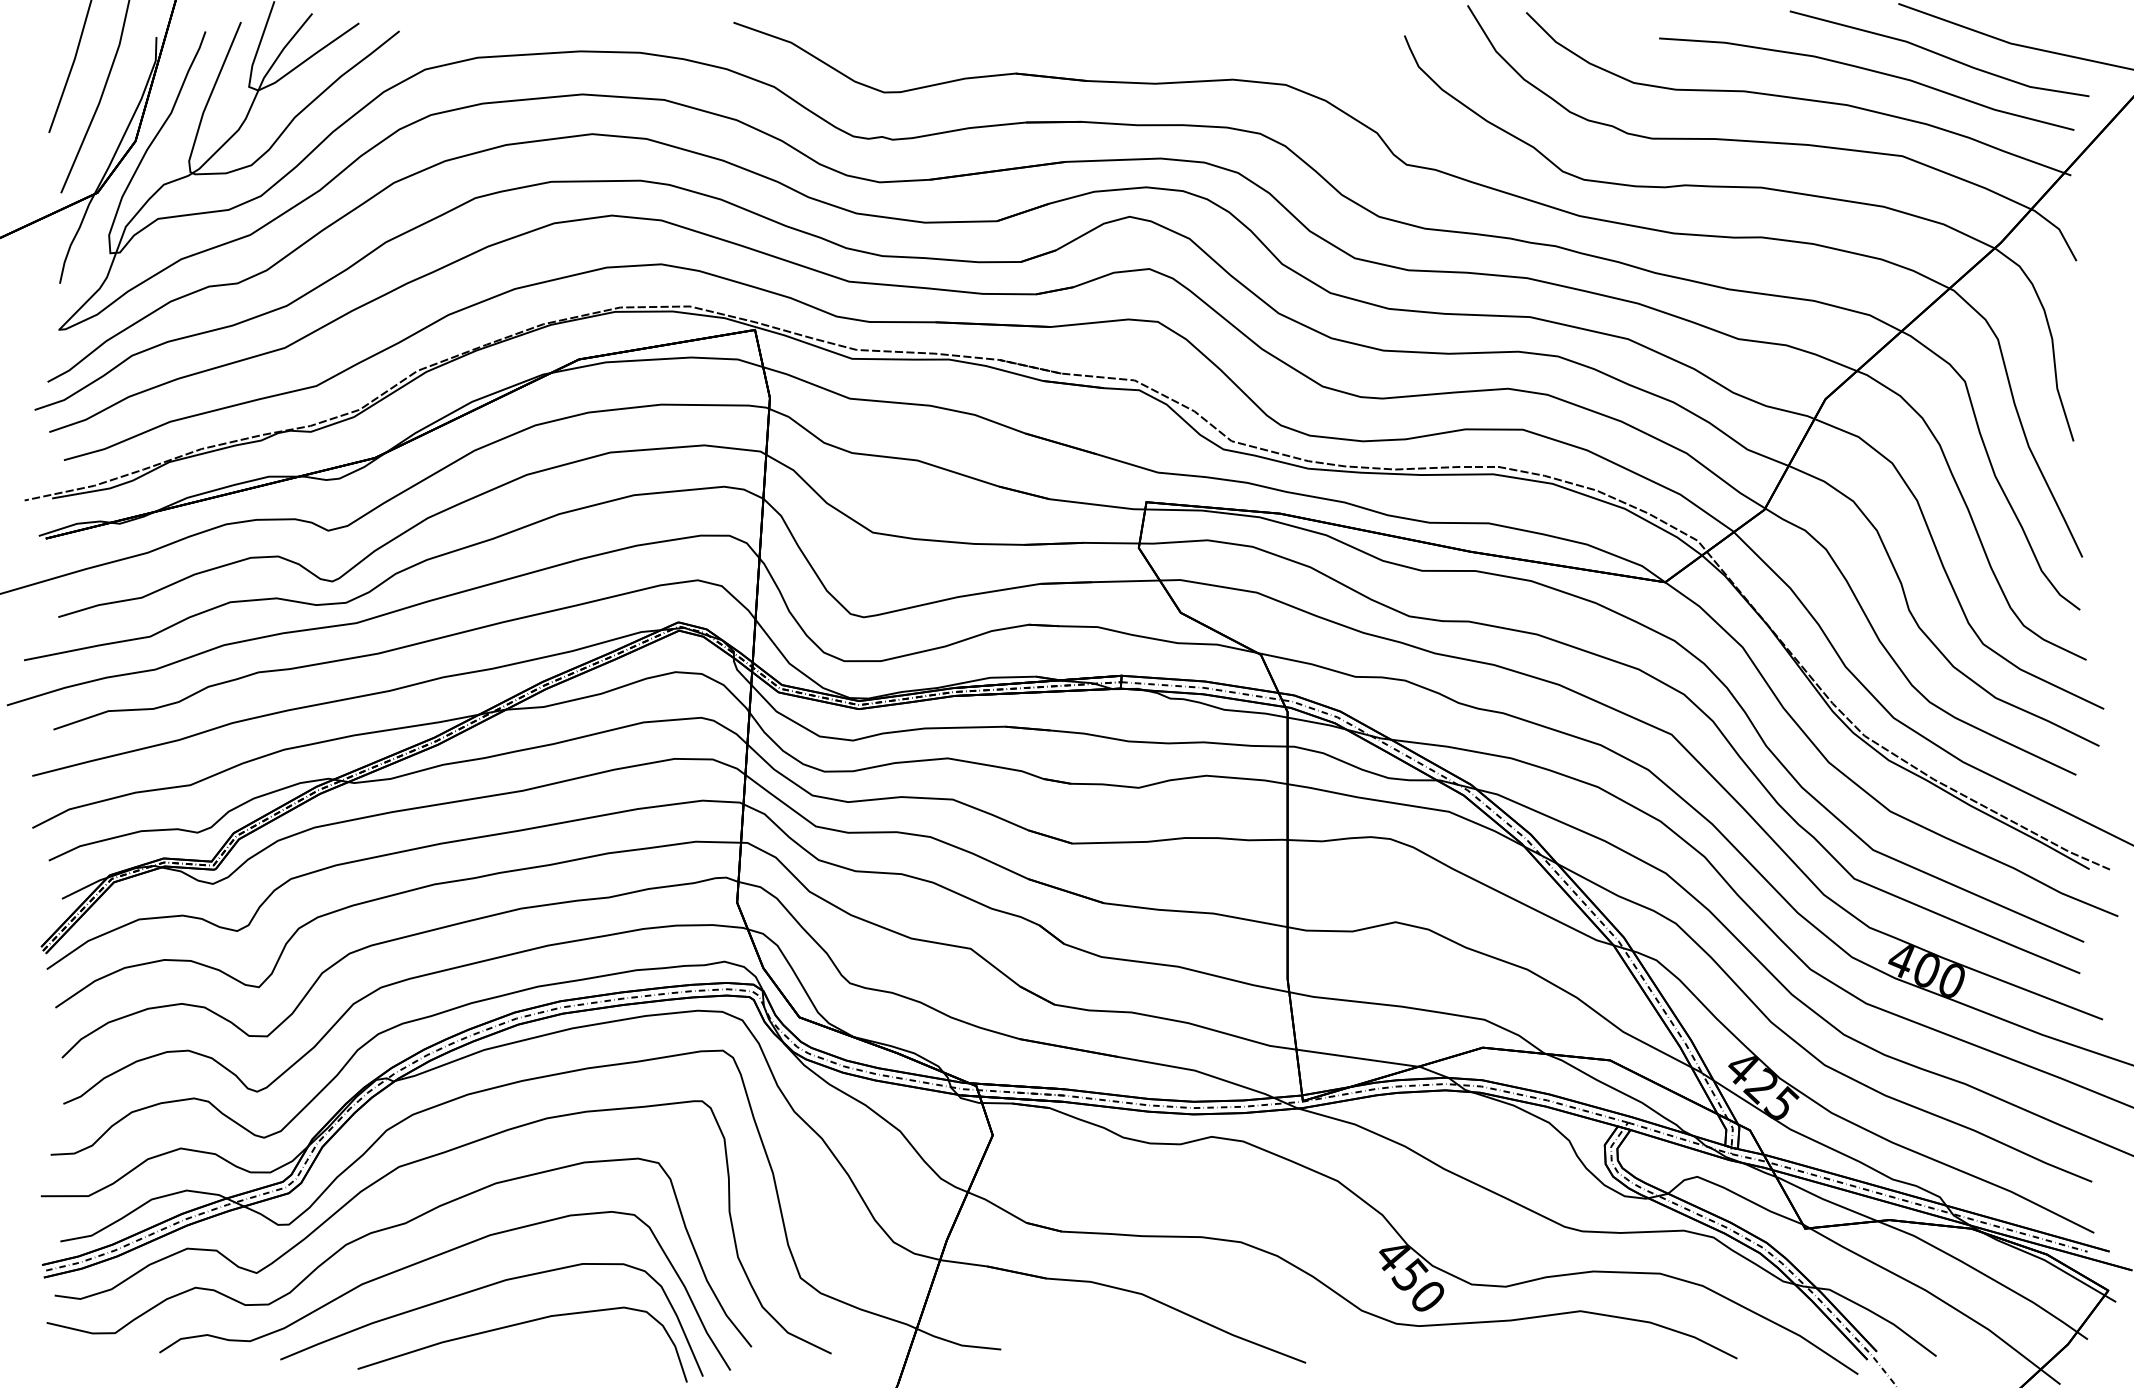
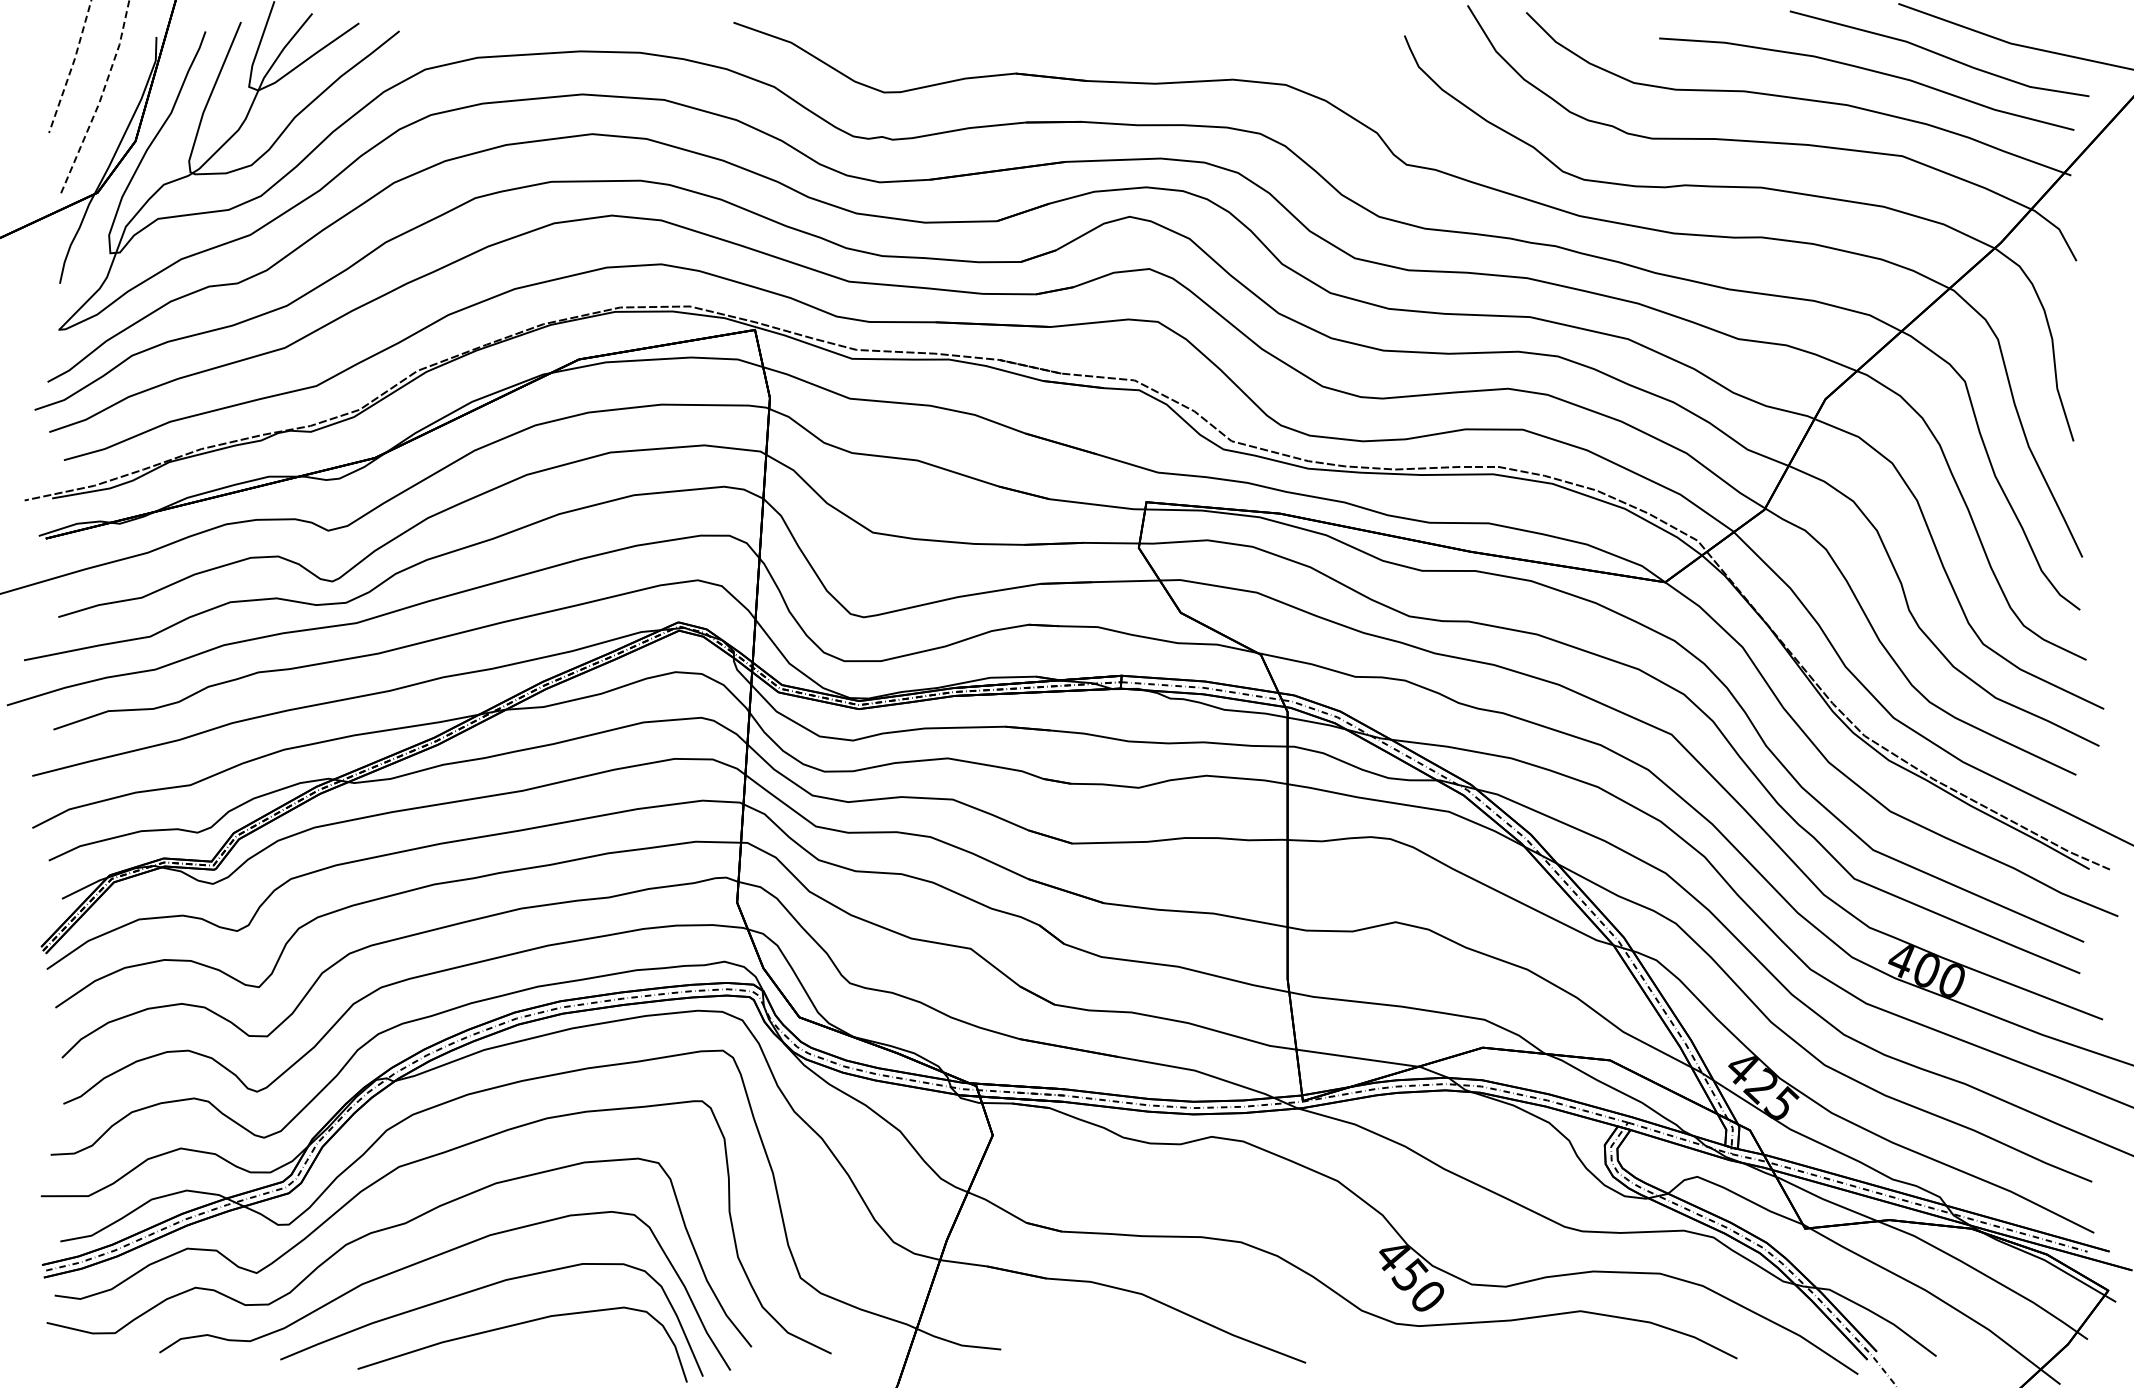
line: solid -> dashed (72, 67)
line: solid -> dashed (100, 98)
